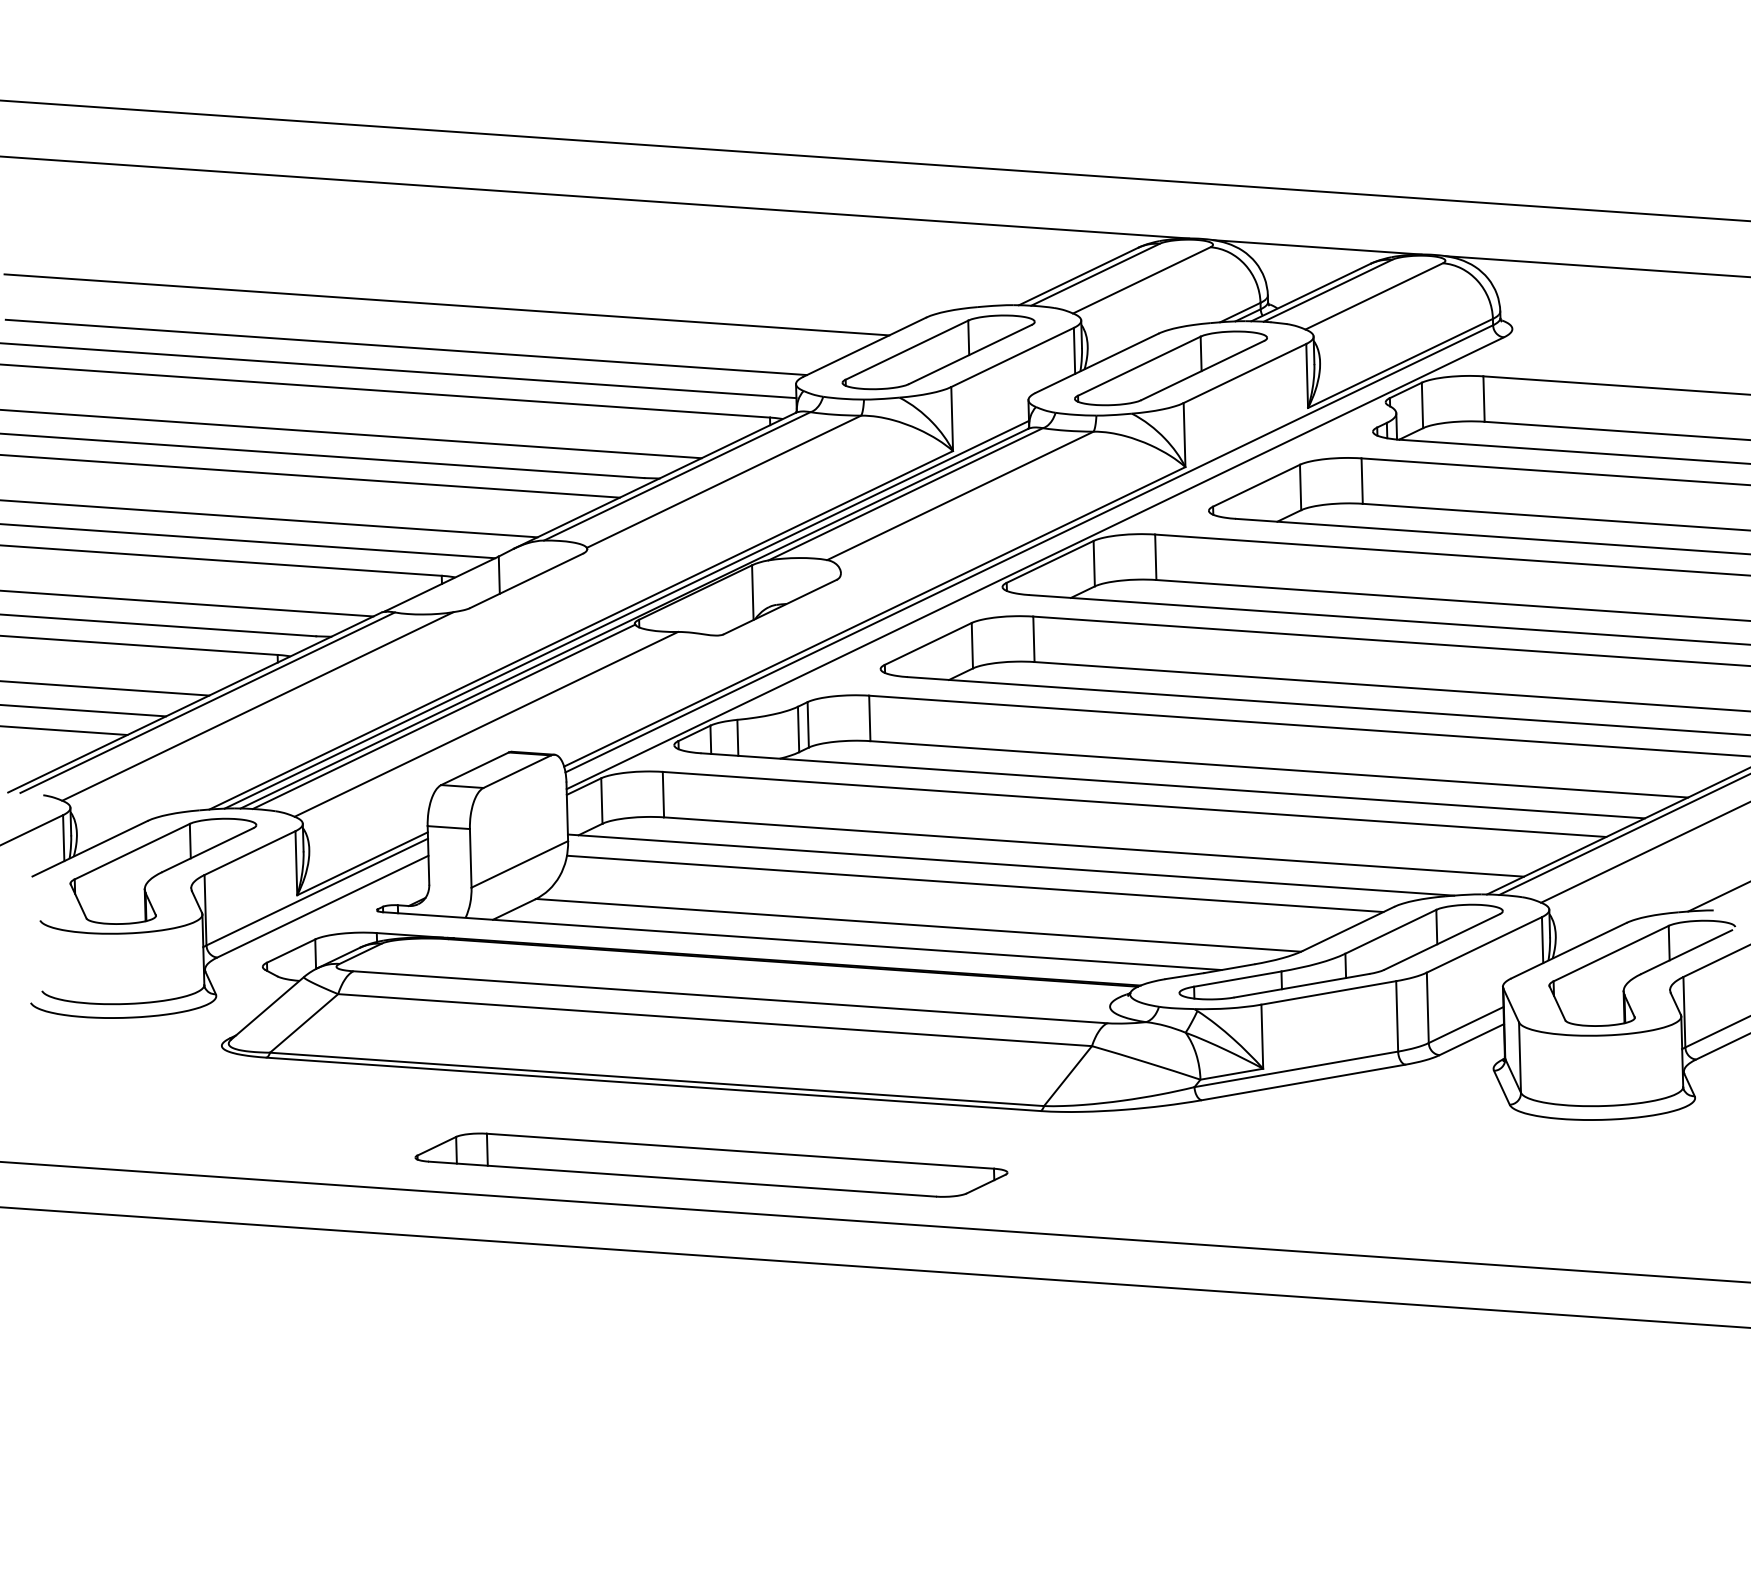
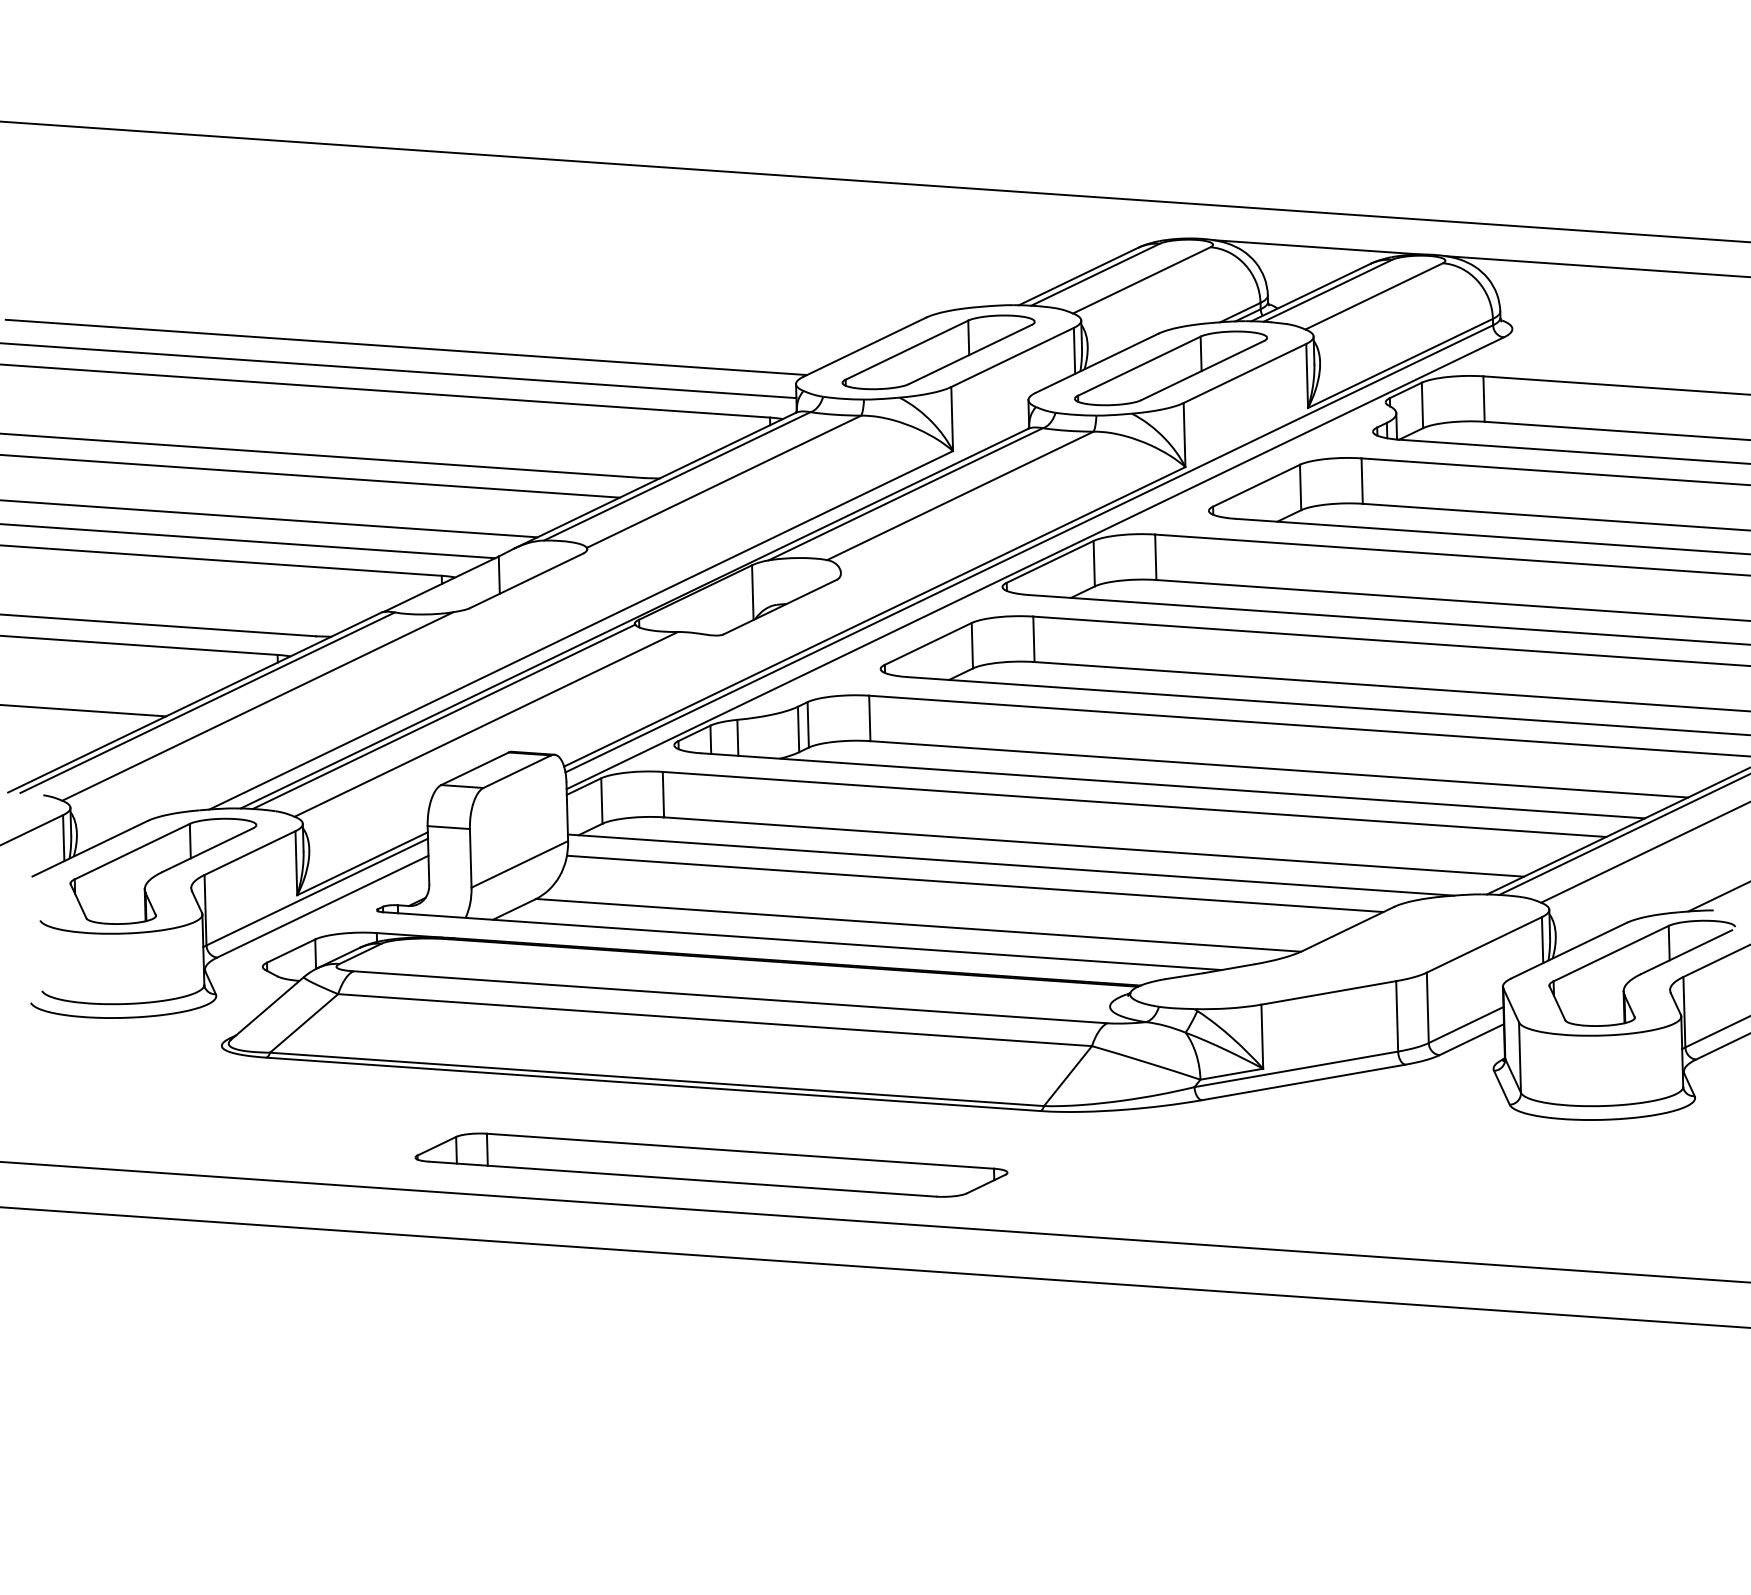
line position: (874, 160) -> (874, 181) (874, 181)
line: present -> none (595, 197)
line: present -> none (446, 304)
line: present -> none (351, 434)
line: present -> none (187, 603)
line: present -> none (626, 614)
line: present -> none (105, 688)
line: present -> none (64, 730)
part: present -> none (1340, 951)
